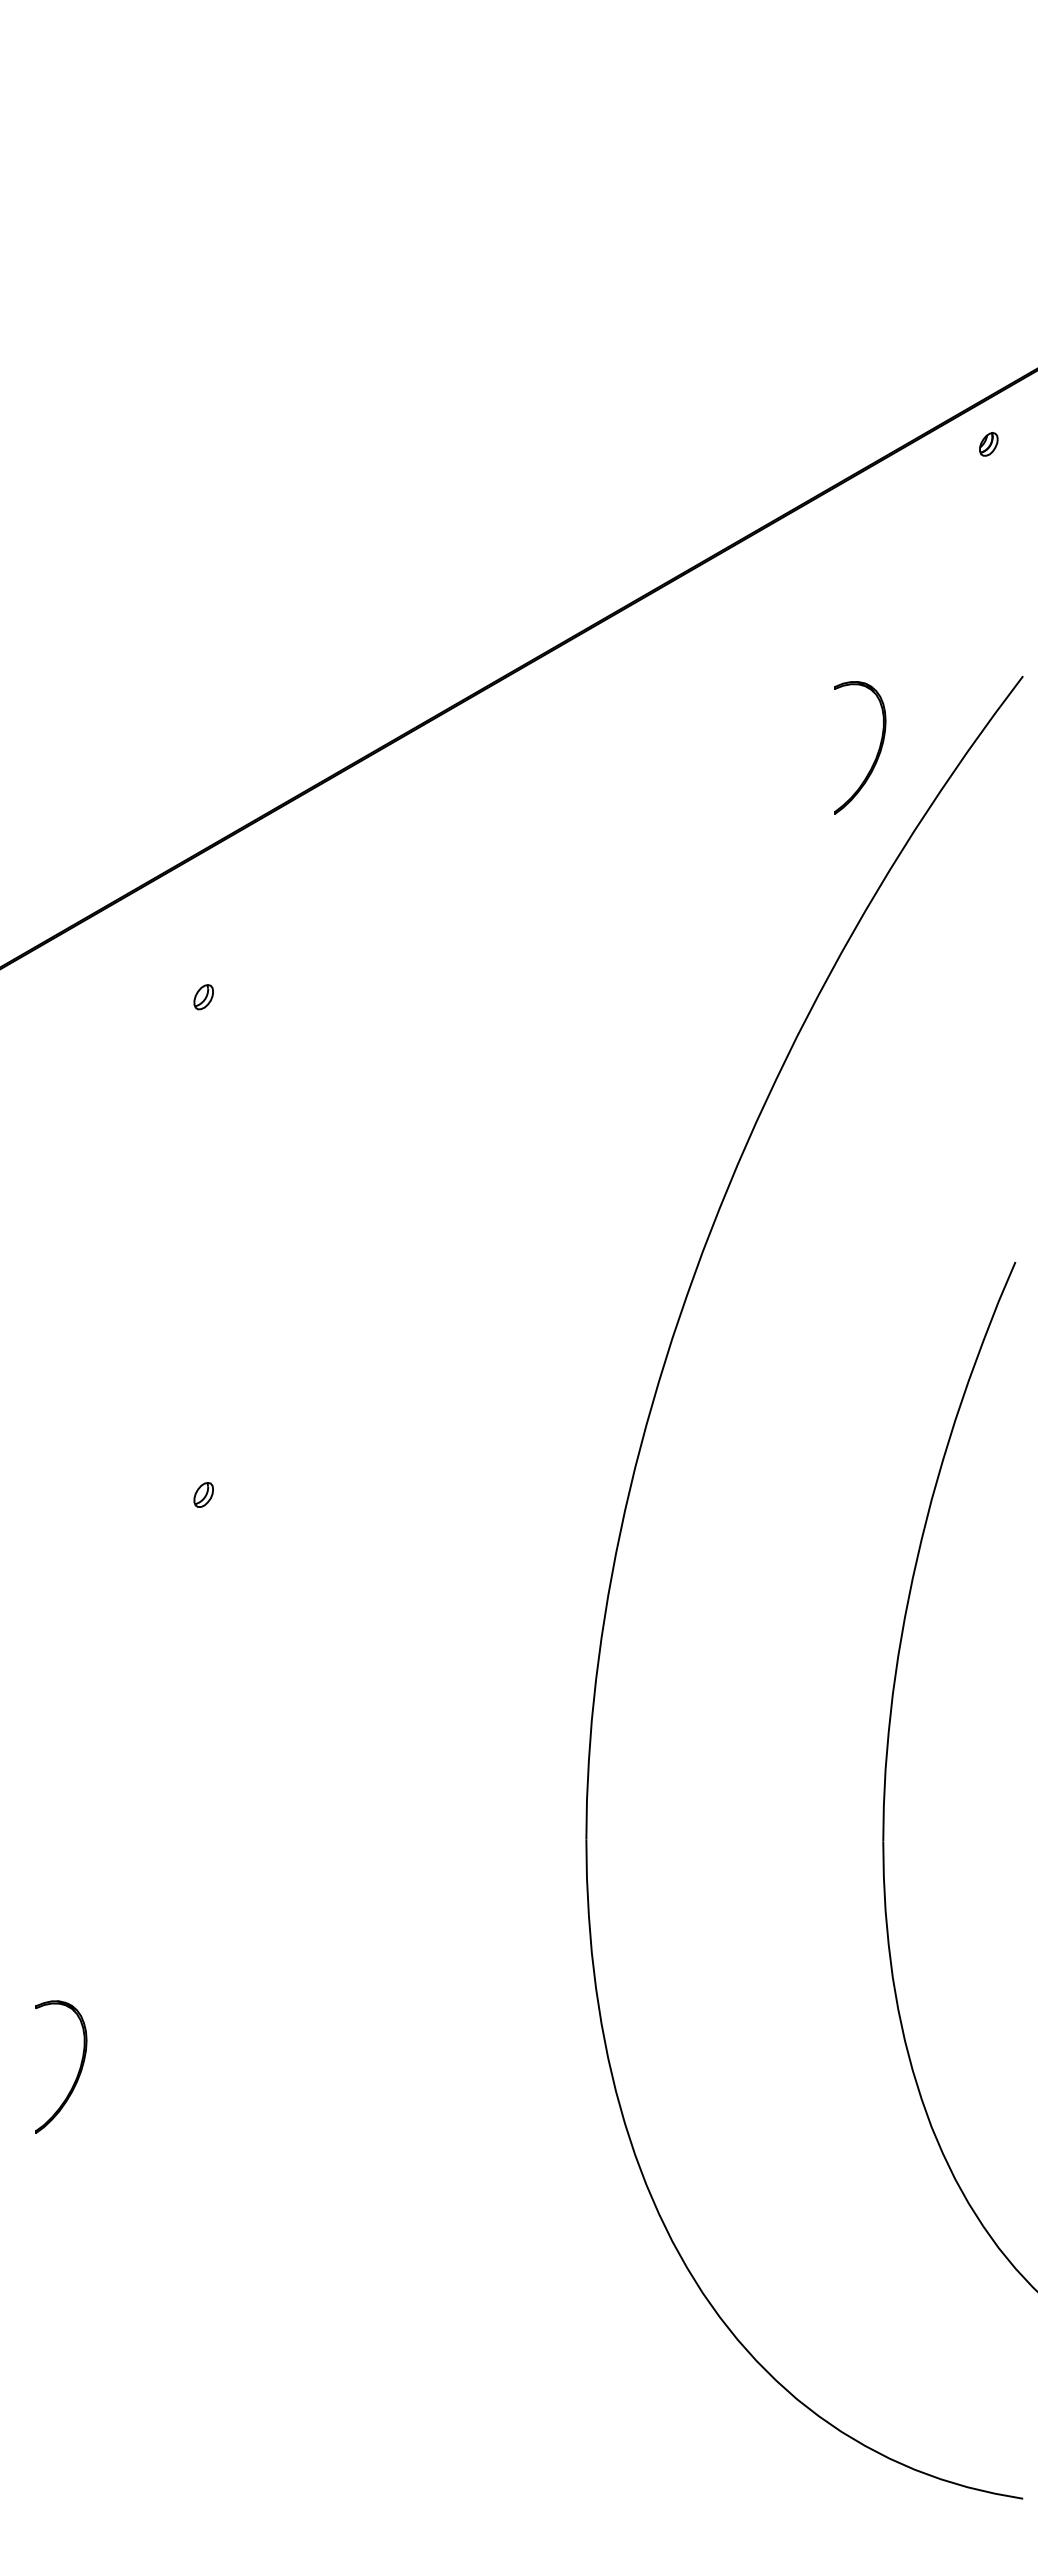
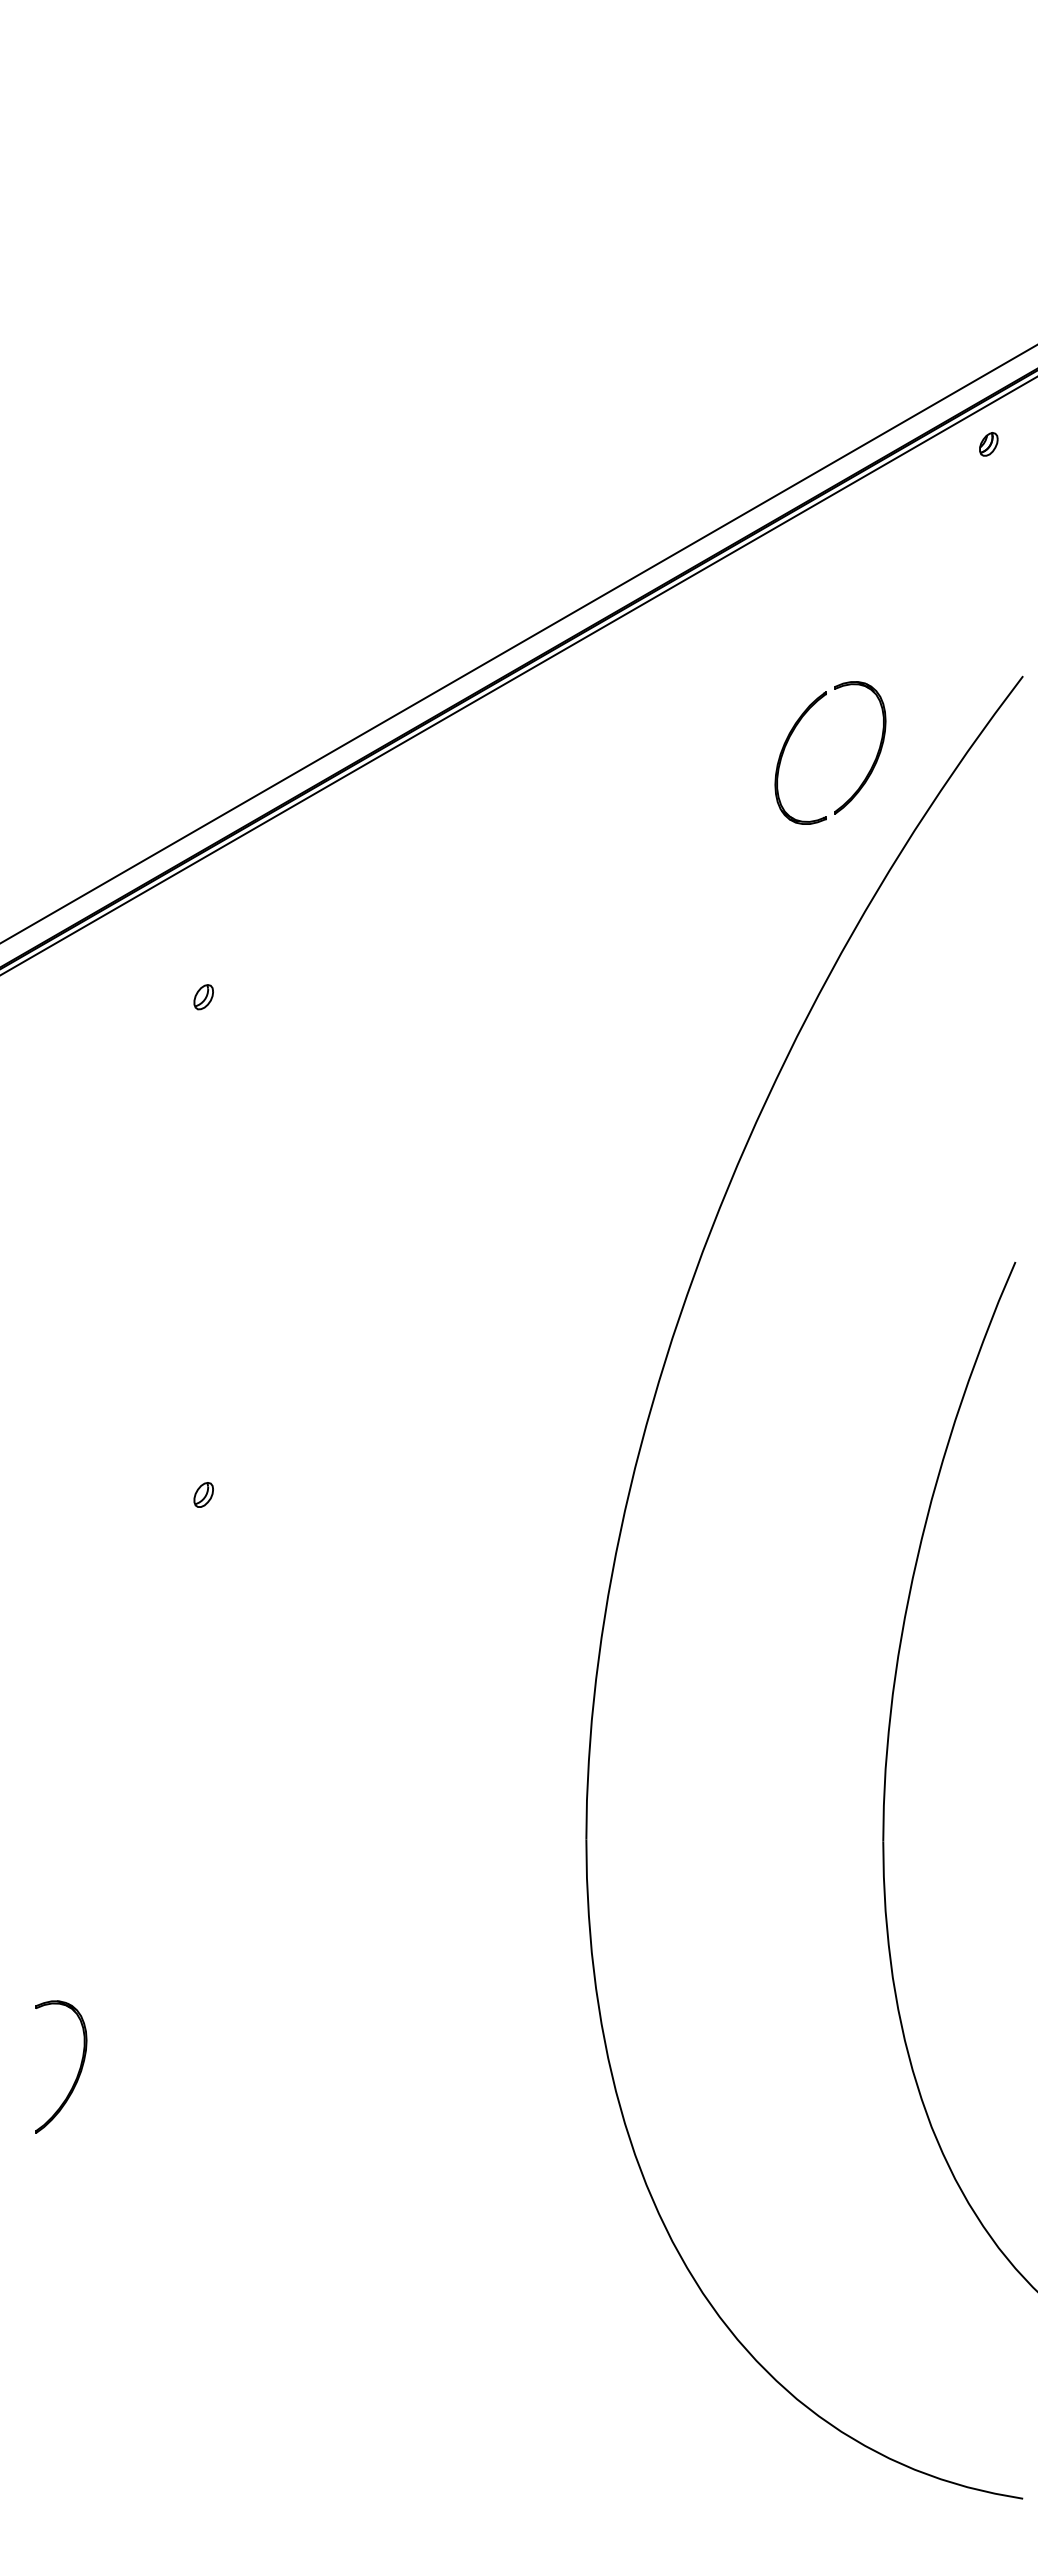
line: none -> present (518, 644)
line: none -> present (518, 676)
part: none -> present (784, 751)
